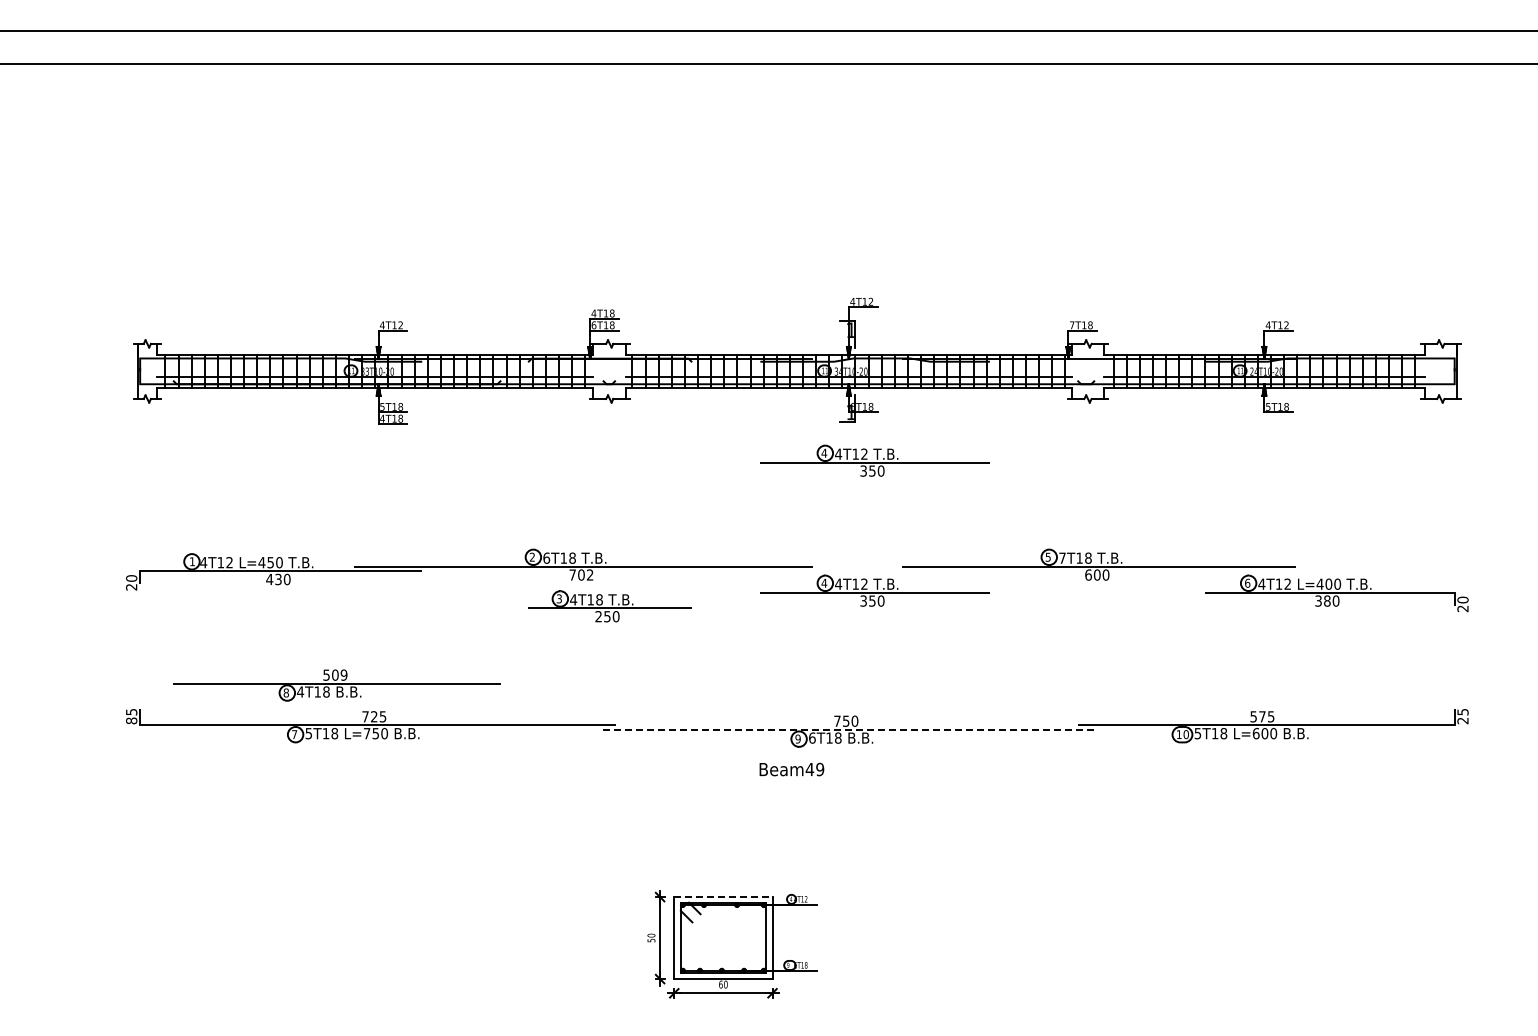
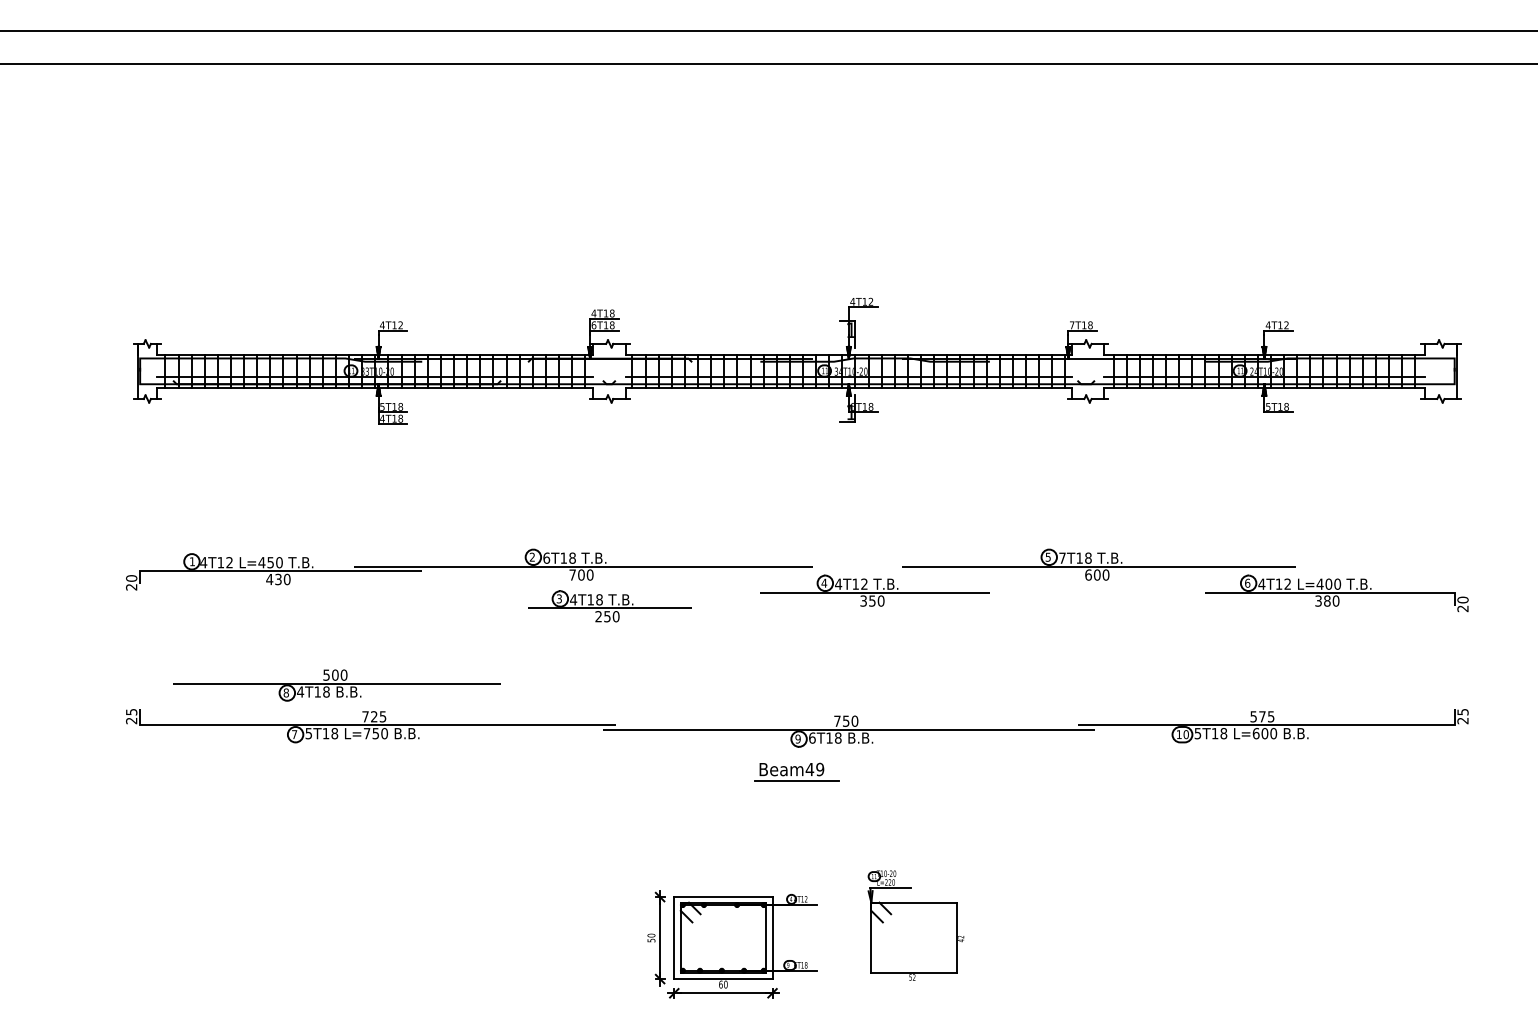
part: present -> none (874, 460)
text: 702 -> 700 (589, 574)
text: 509 -> 500 (343, 674)
text: 85 -> 25 (131, 720)
line: dashed -> solid (848, 729)
line: none -> present (797, 781)
line: dashed -> solid (723, 897)
part: none -> present (915, 925)
